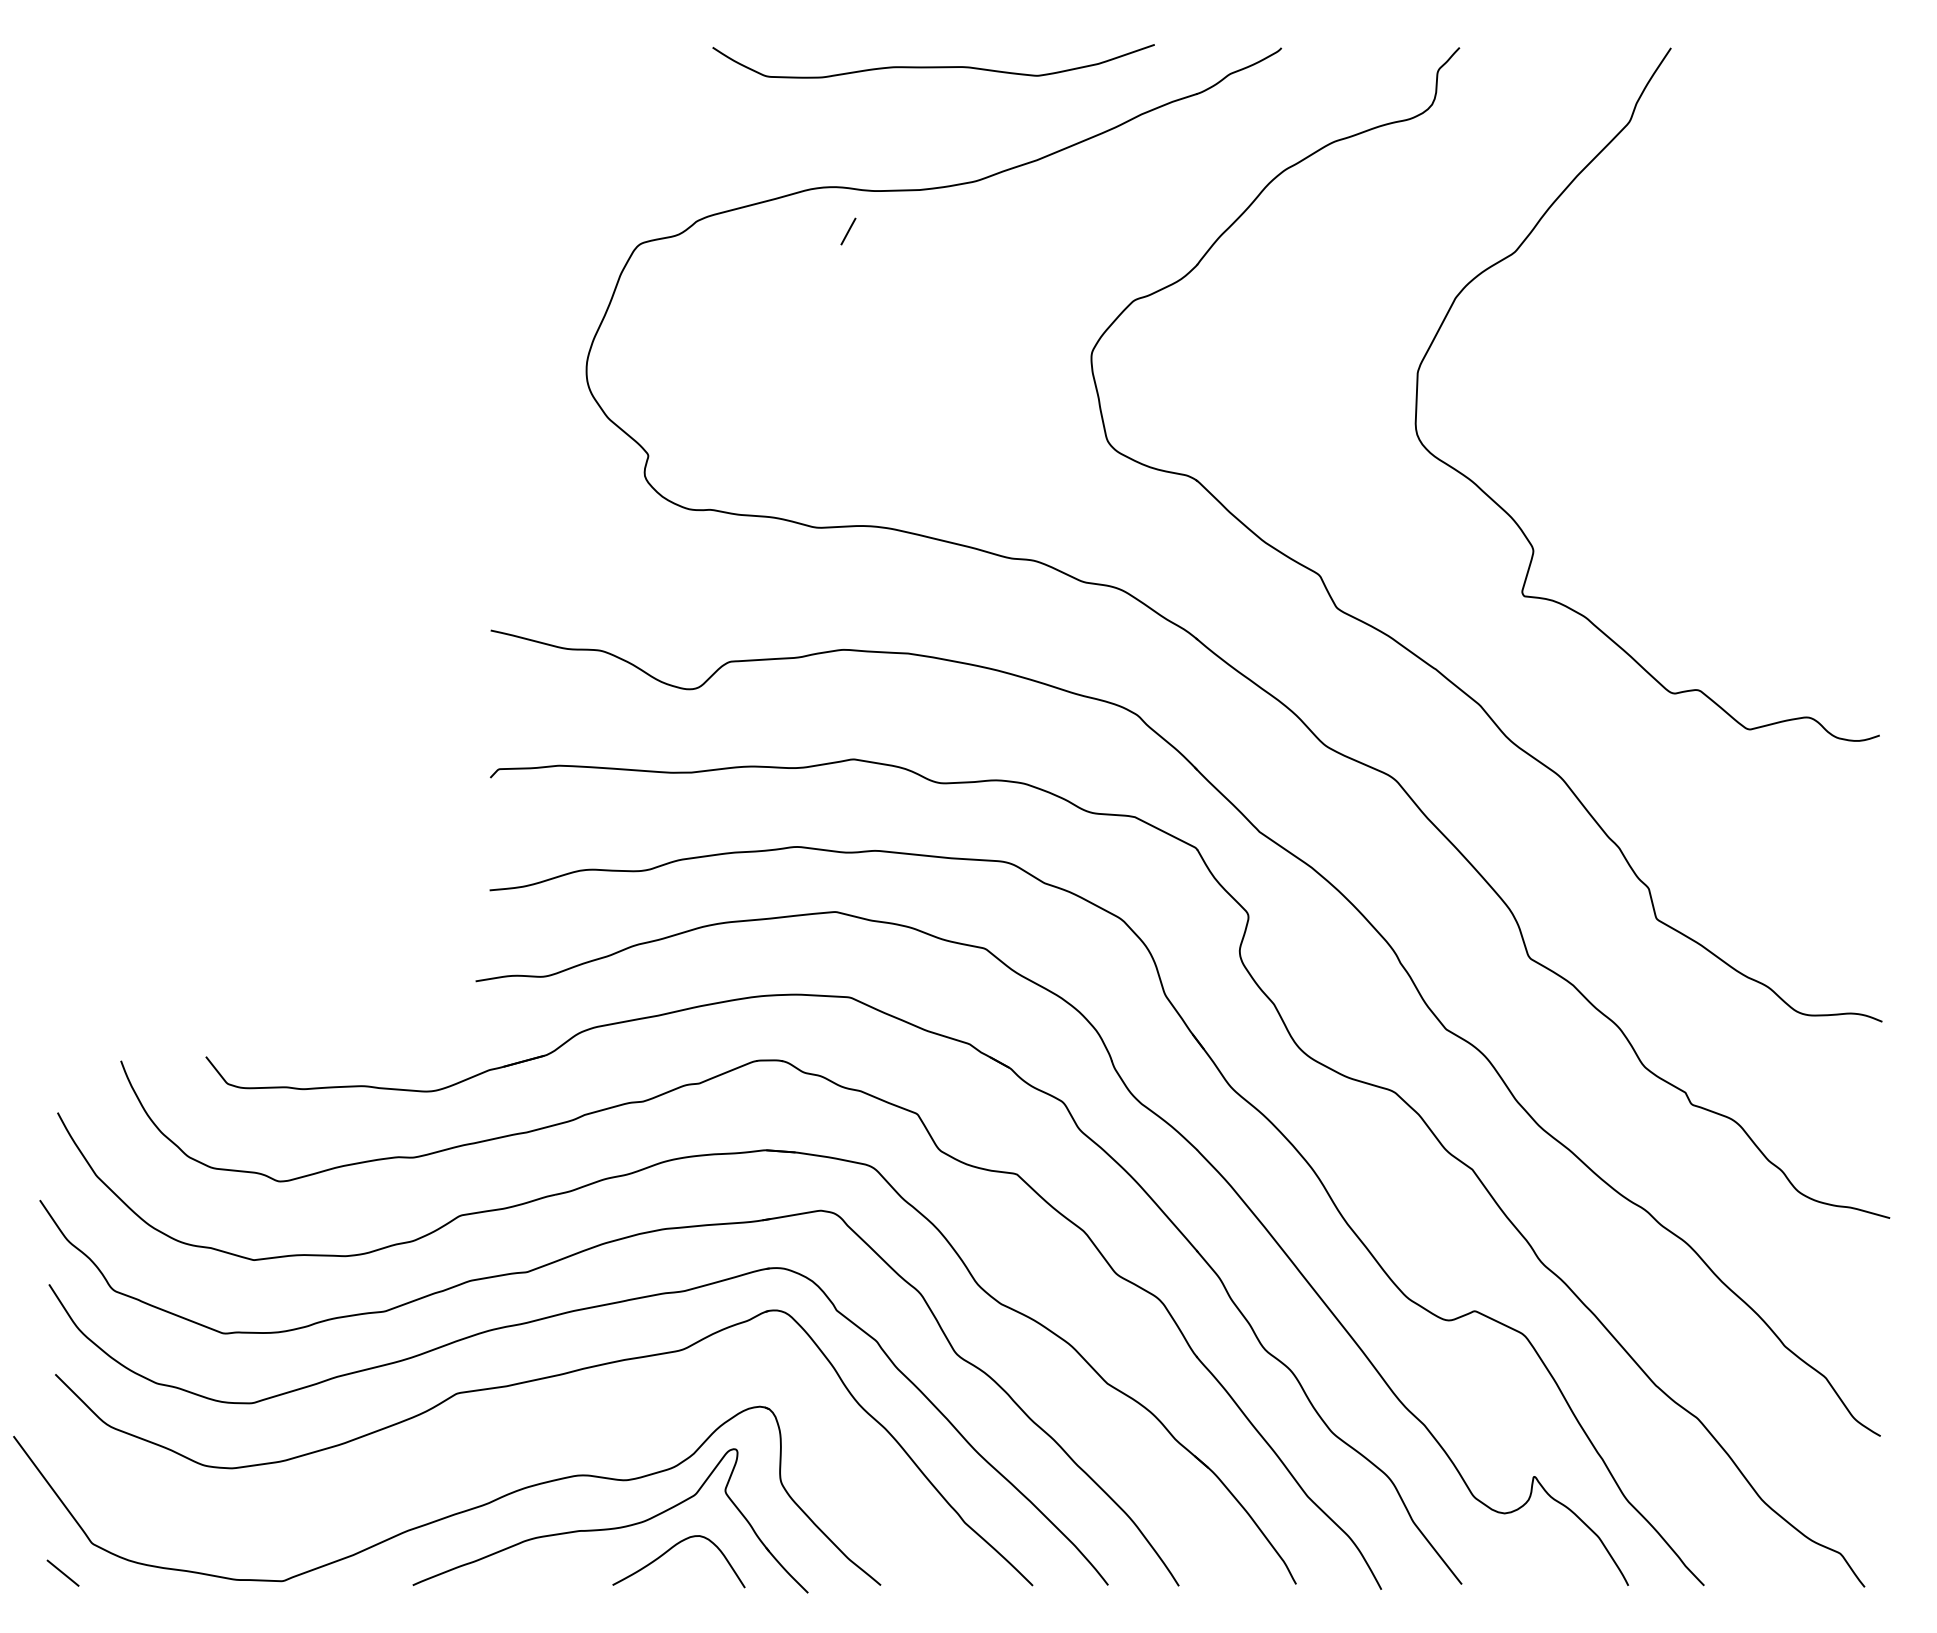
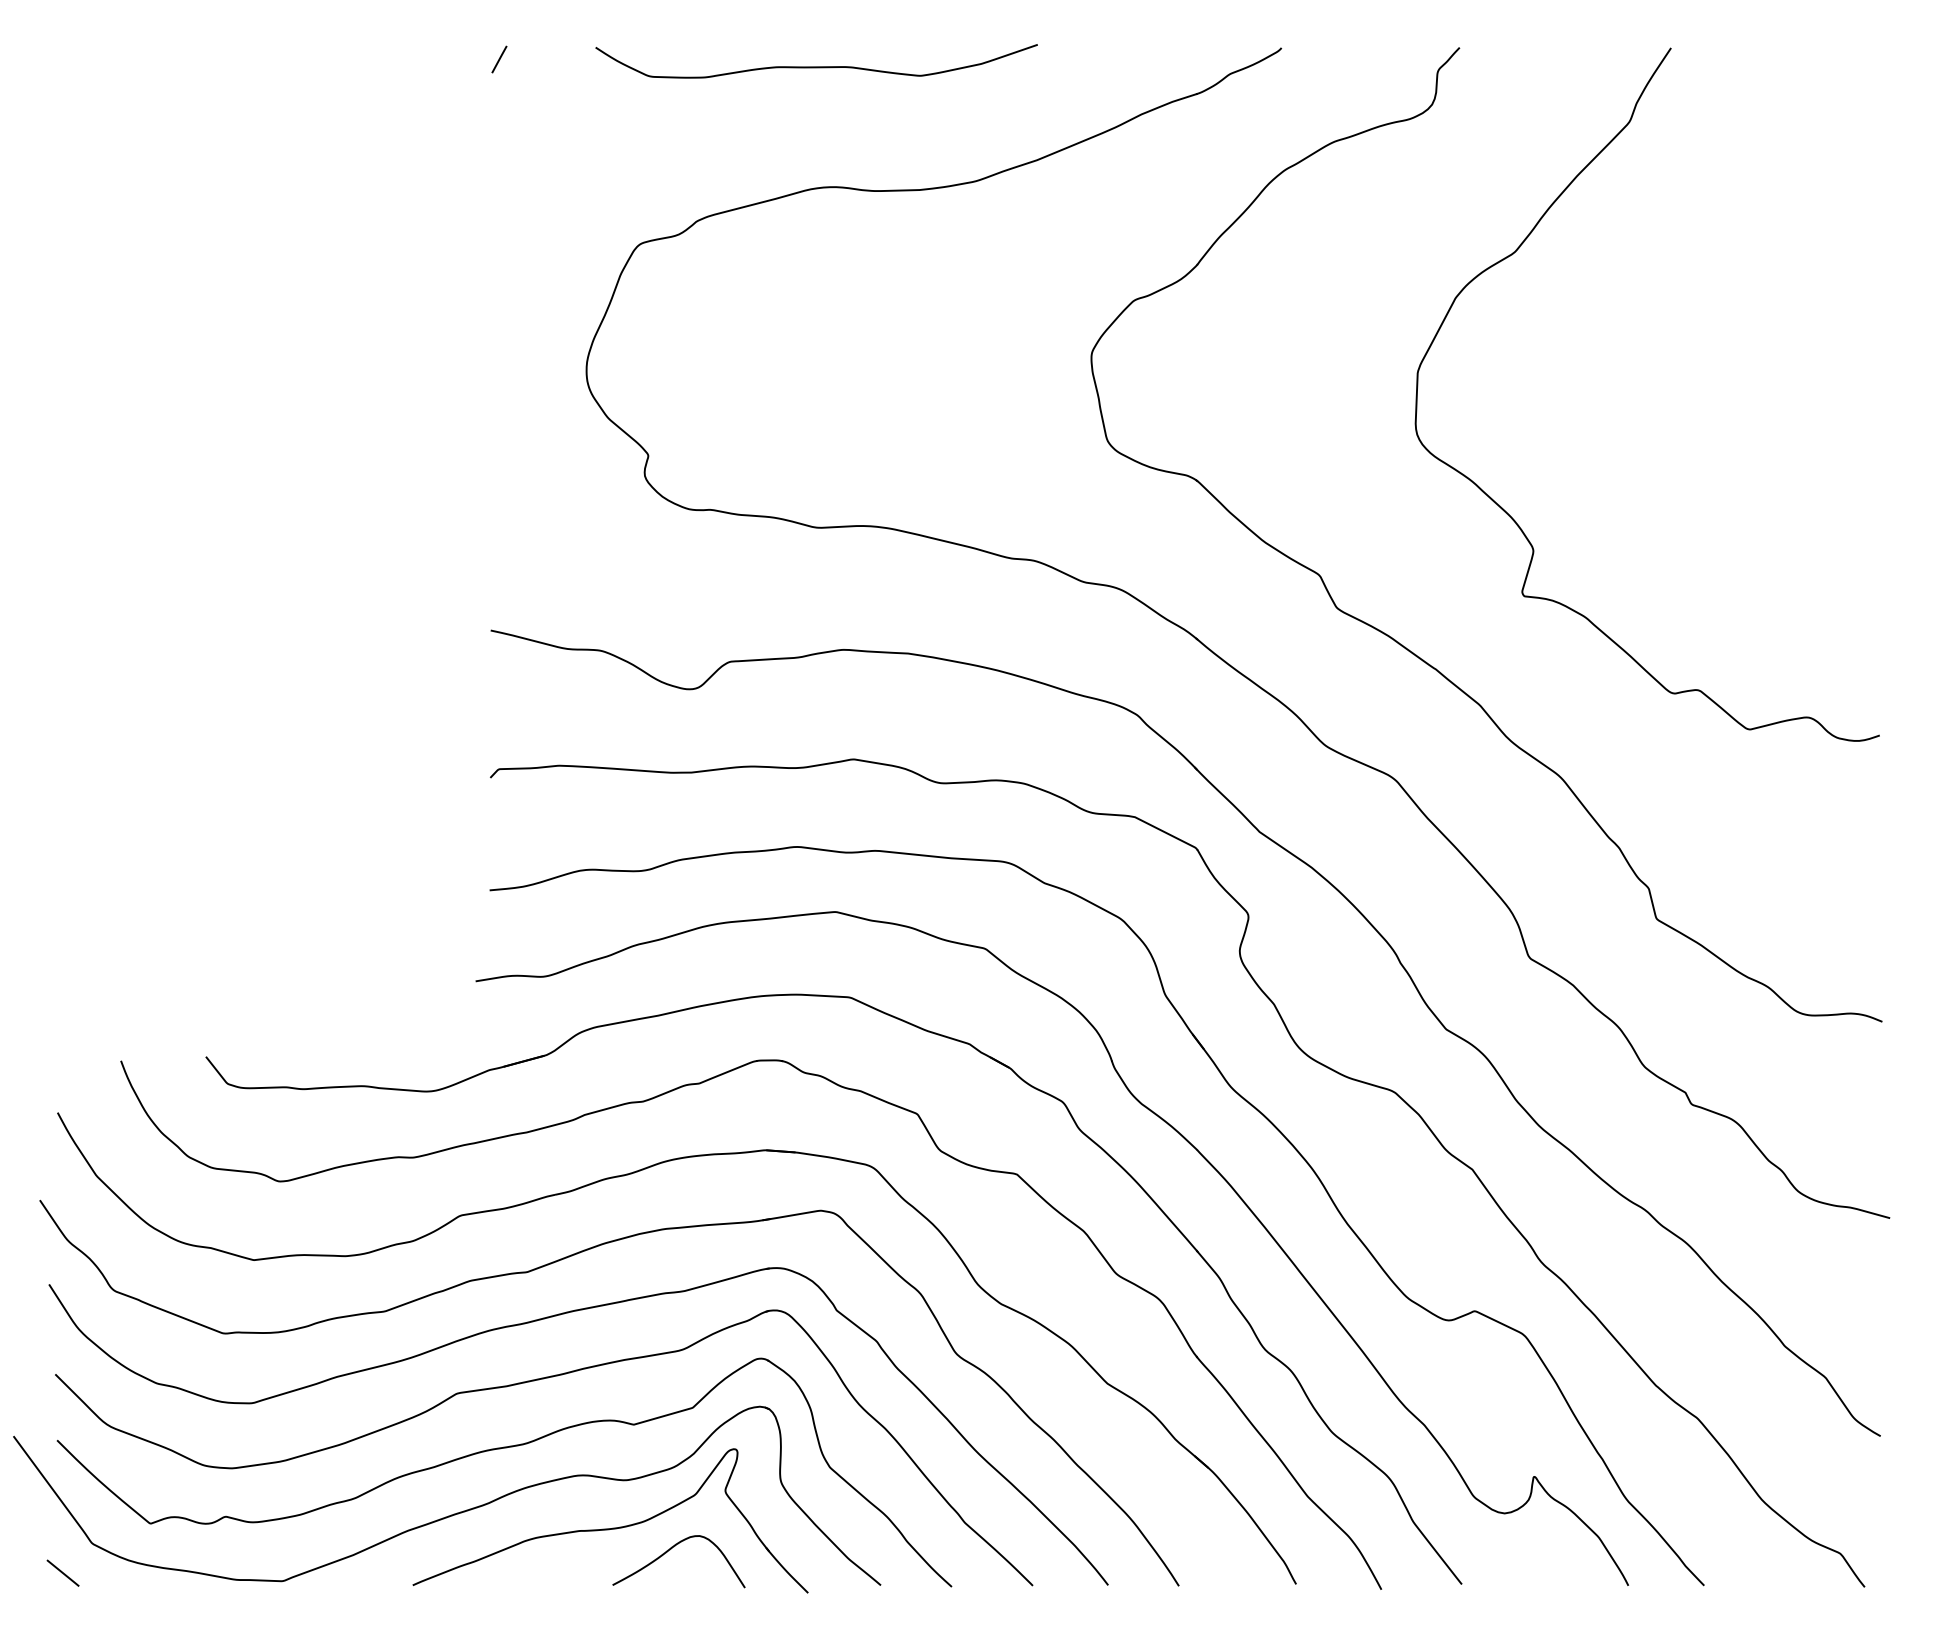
curve position: (933, 66) -> (816, 66) (816, 66)
line position: (848, 231) -> (499, 59) (499, 59)
part: none -> present (500, 1449)
